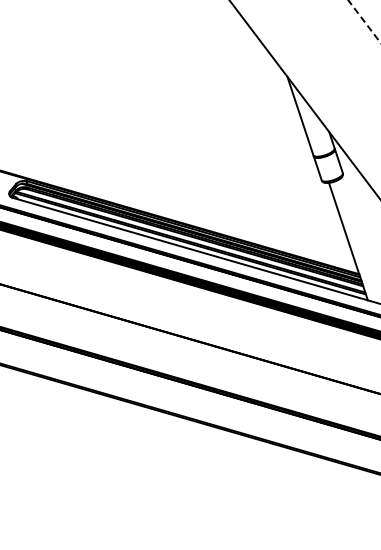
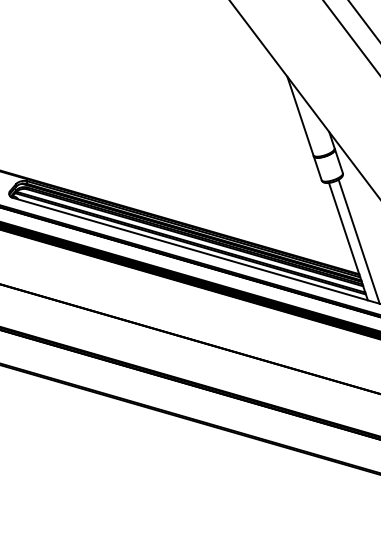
line: dashed -> solid (364, 21)
line: none -> present (350, 37)
line: none -> present (357, 238)
